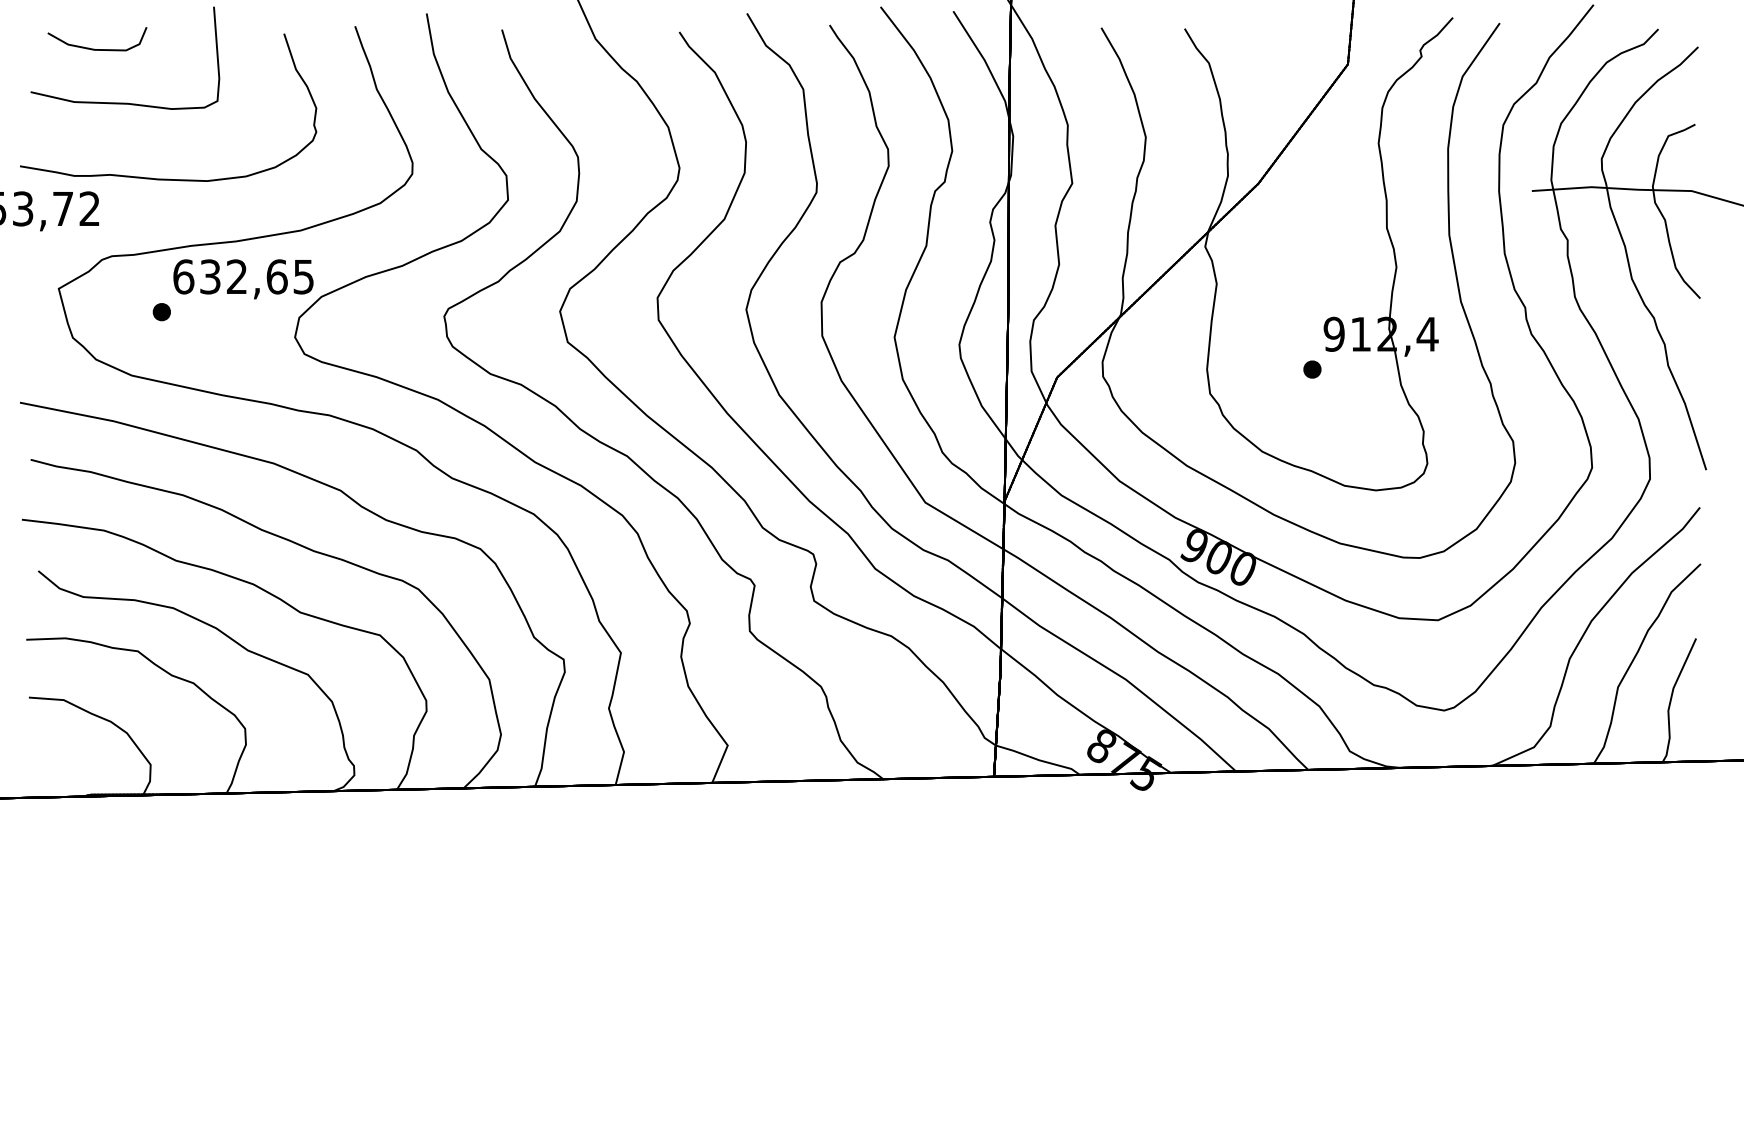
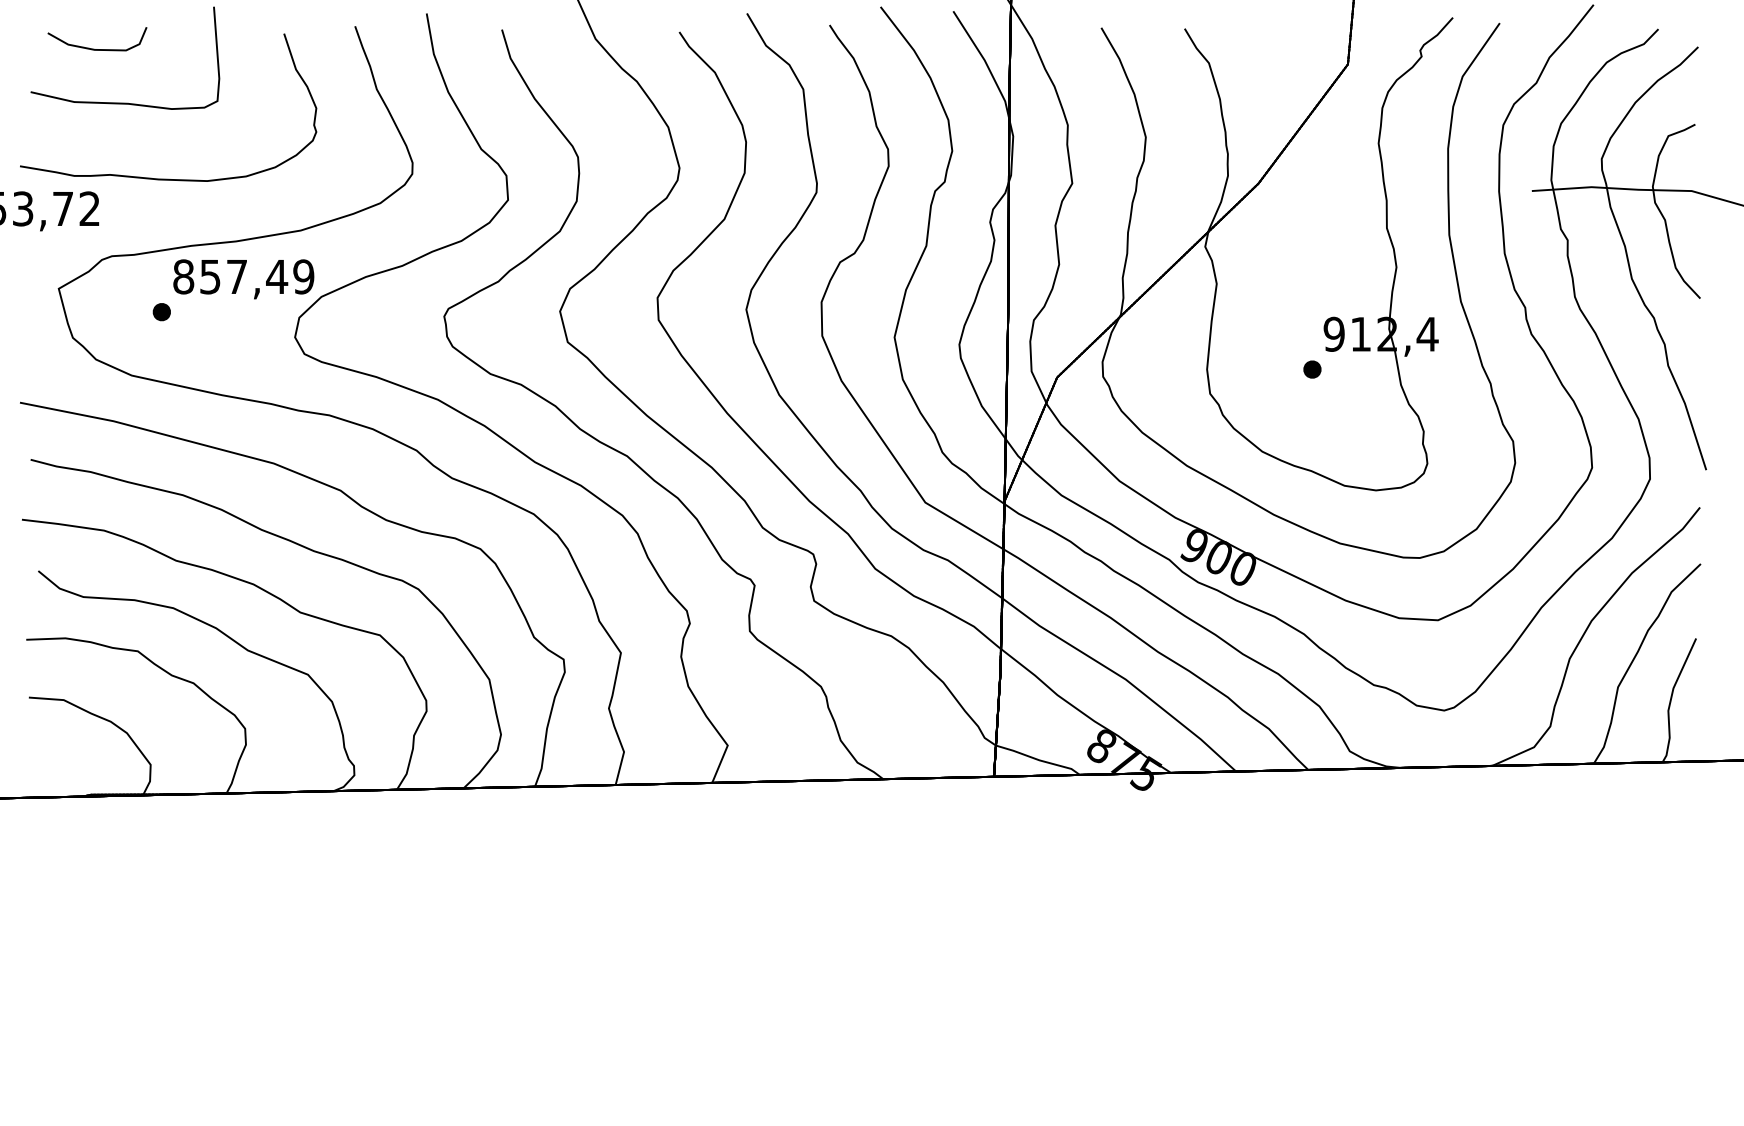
text: 632,65 -> 857,49 (243, 276)
